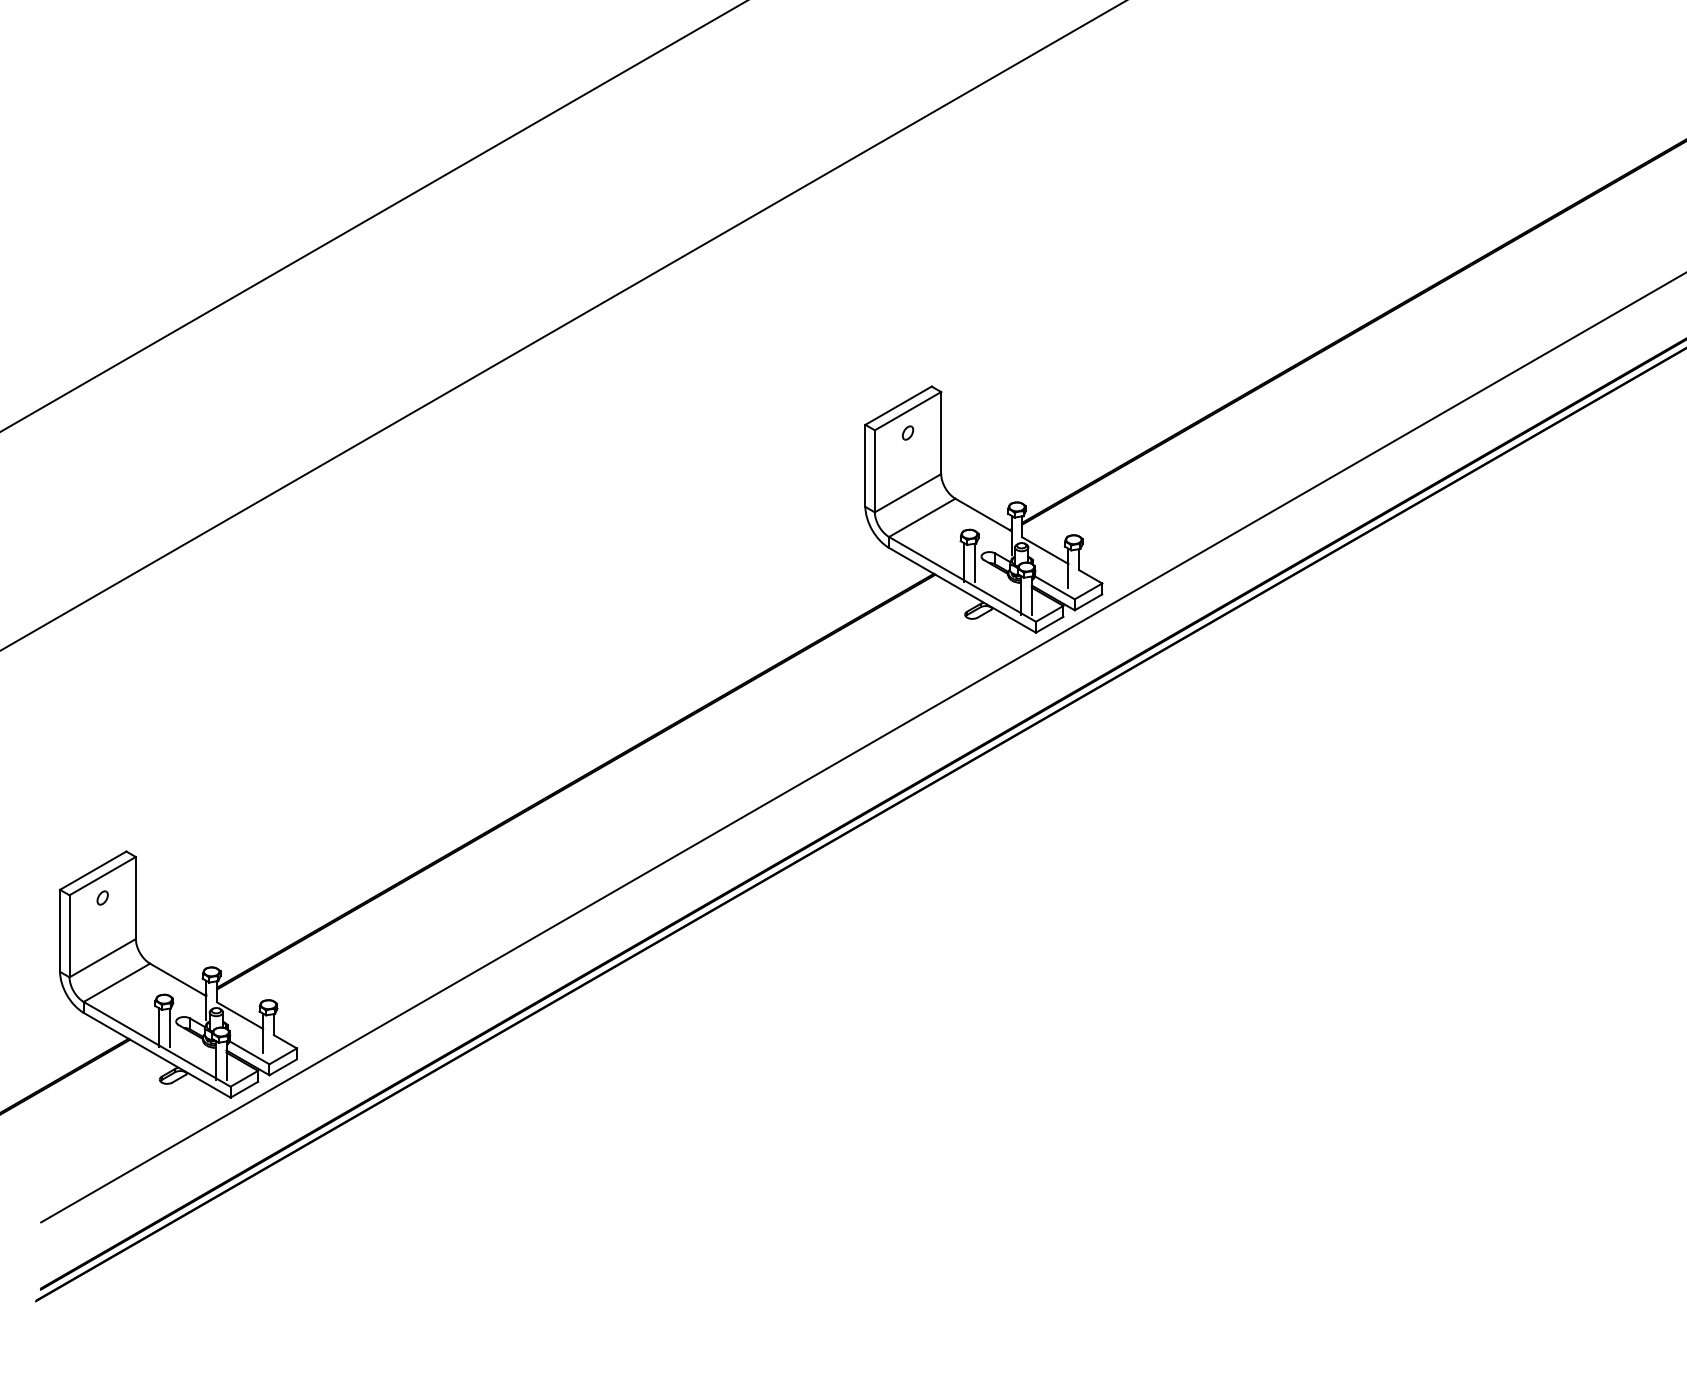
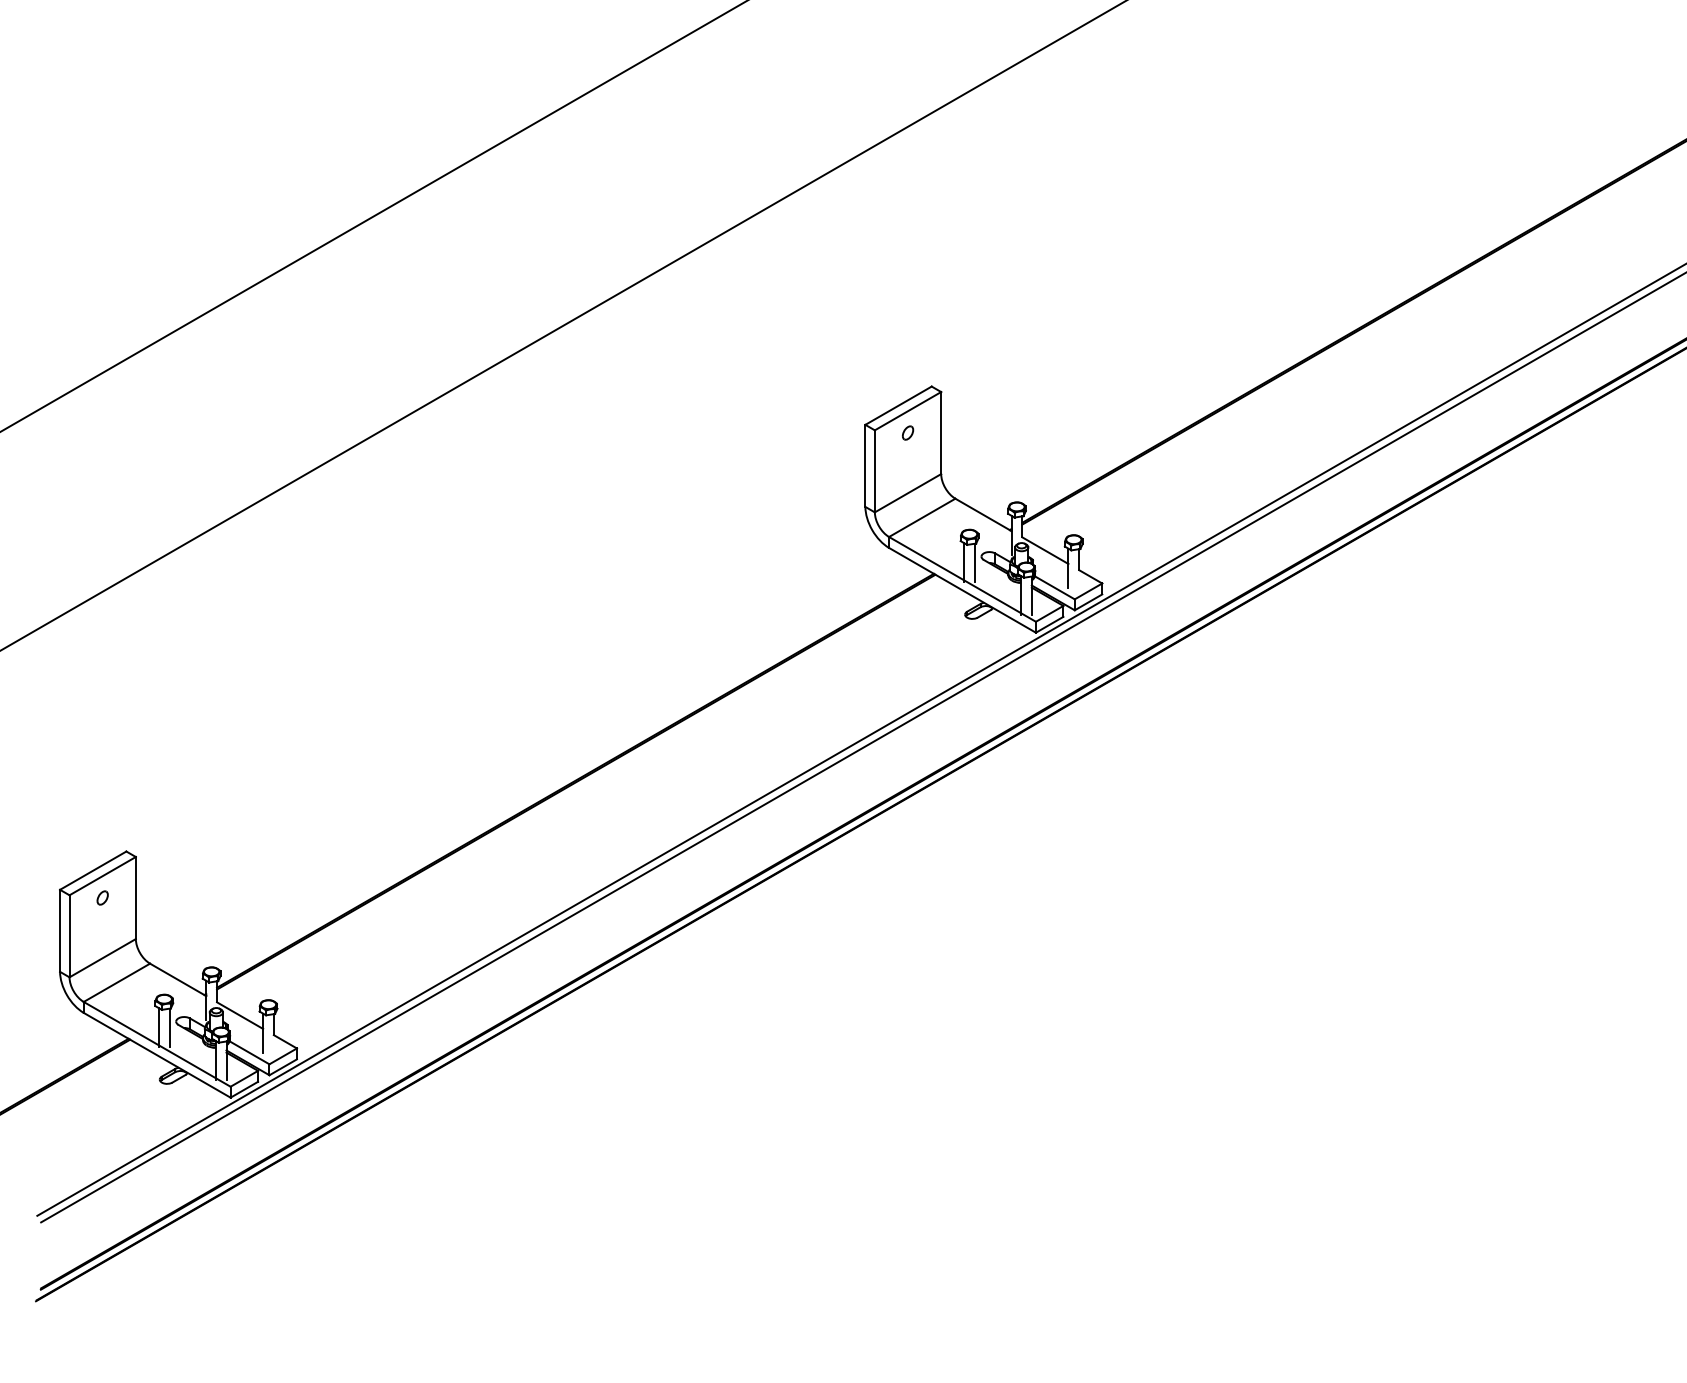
line: none -> present (860, 740)
